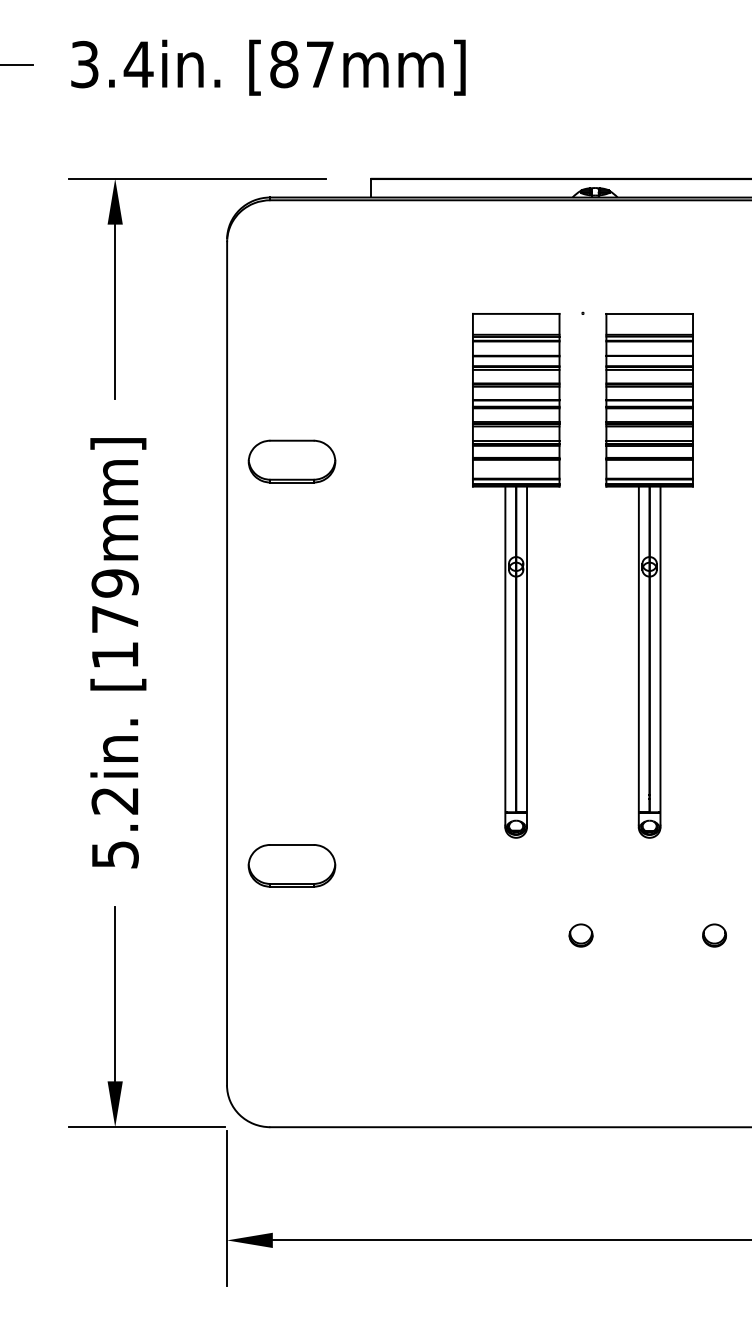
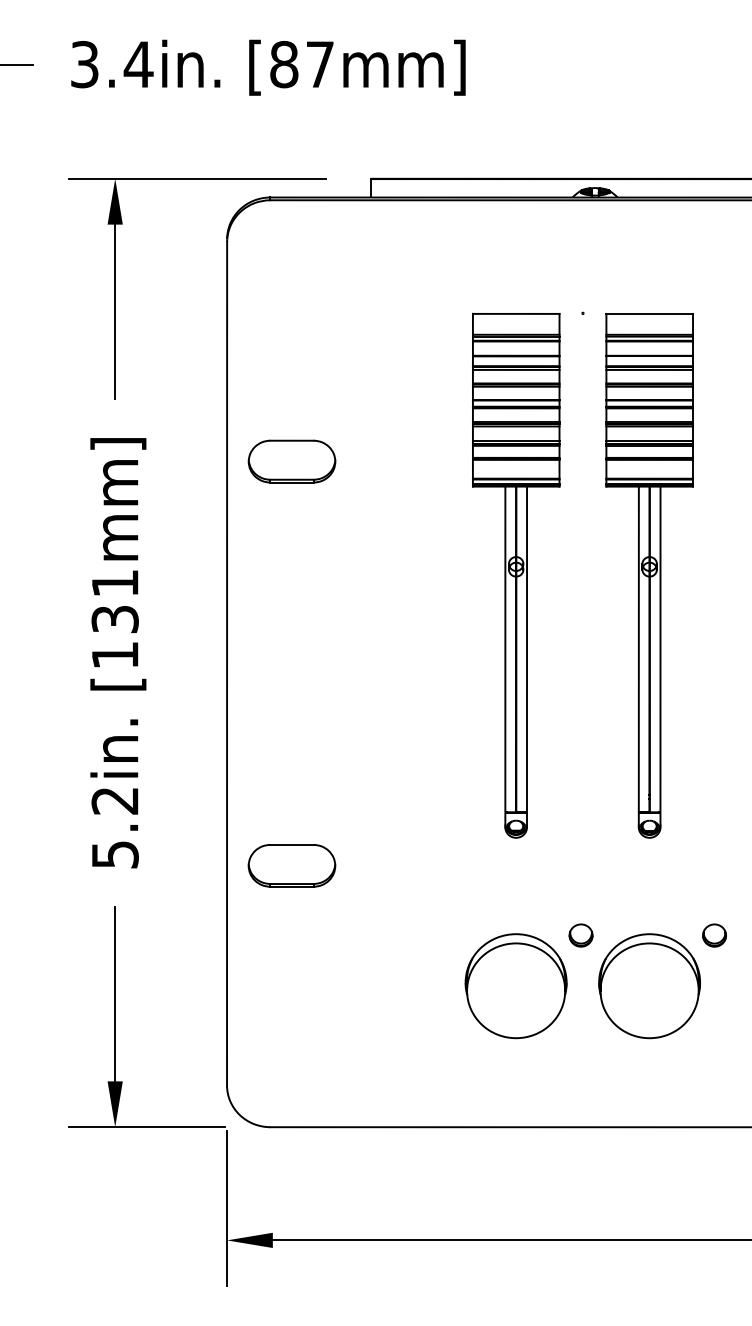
text: [179mm] -> [131mm] (114, 600)
part: none -> present (515, 986)
part: none -> present (649, 986)
